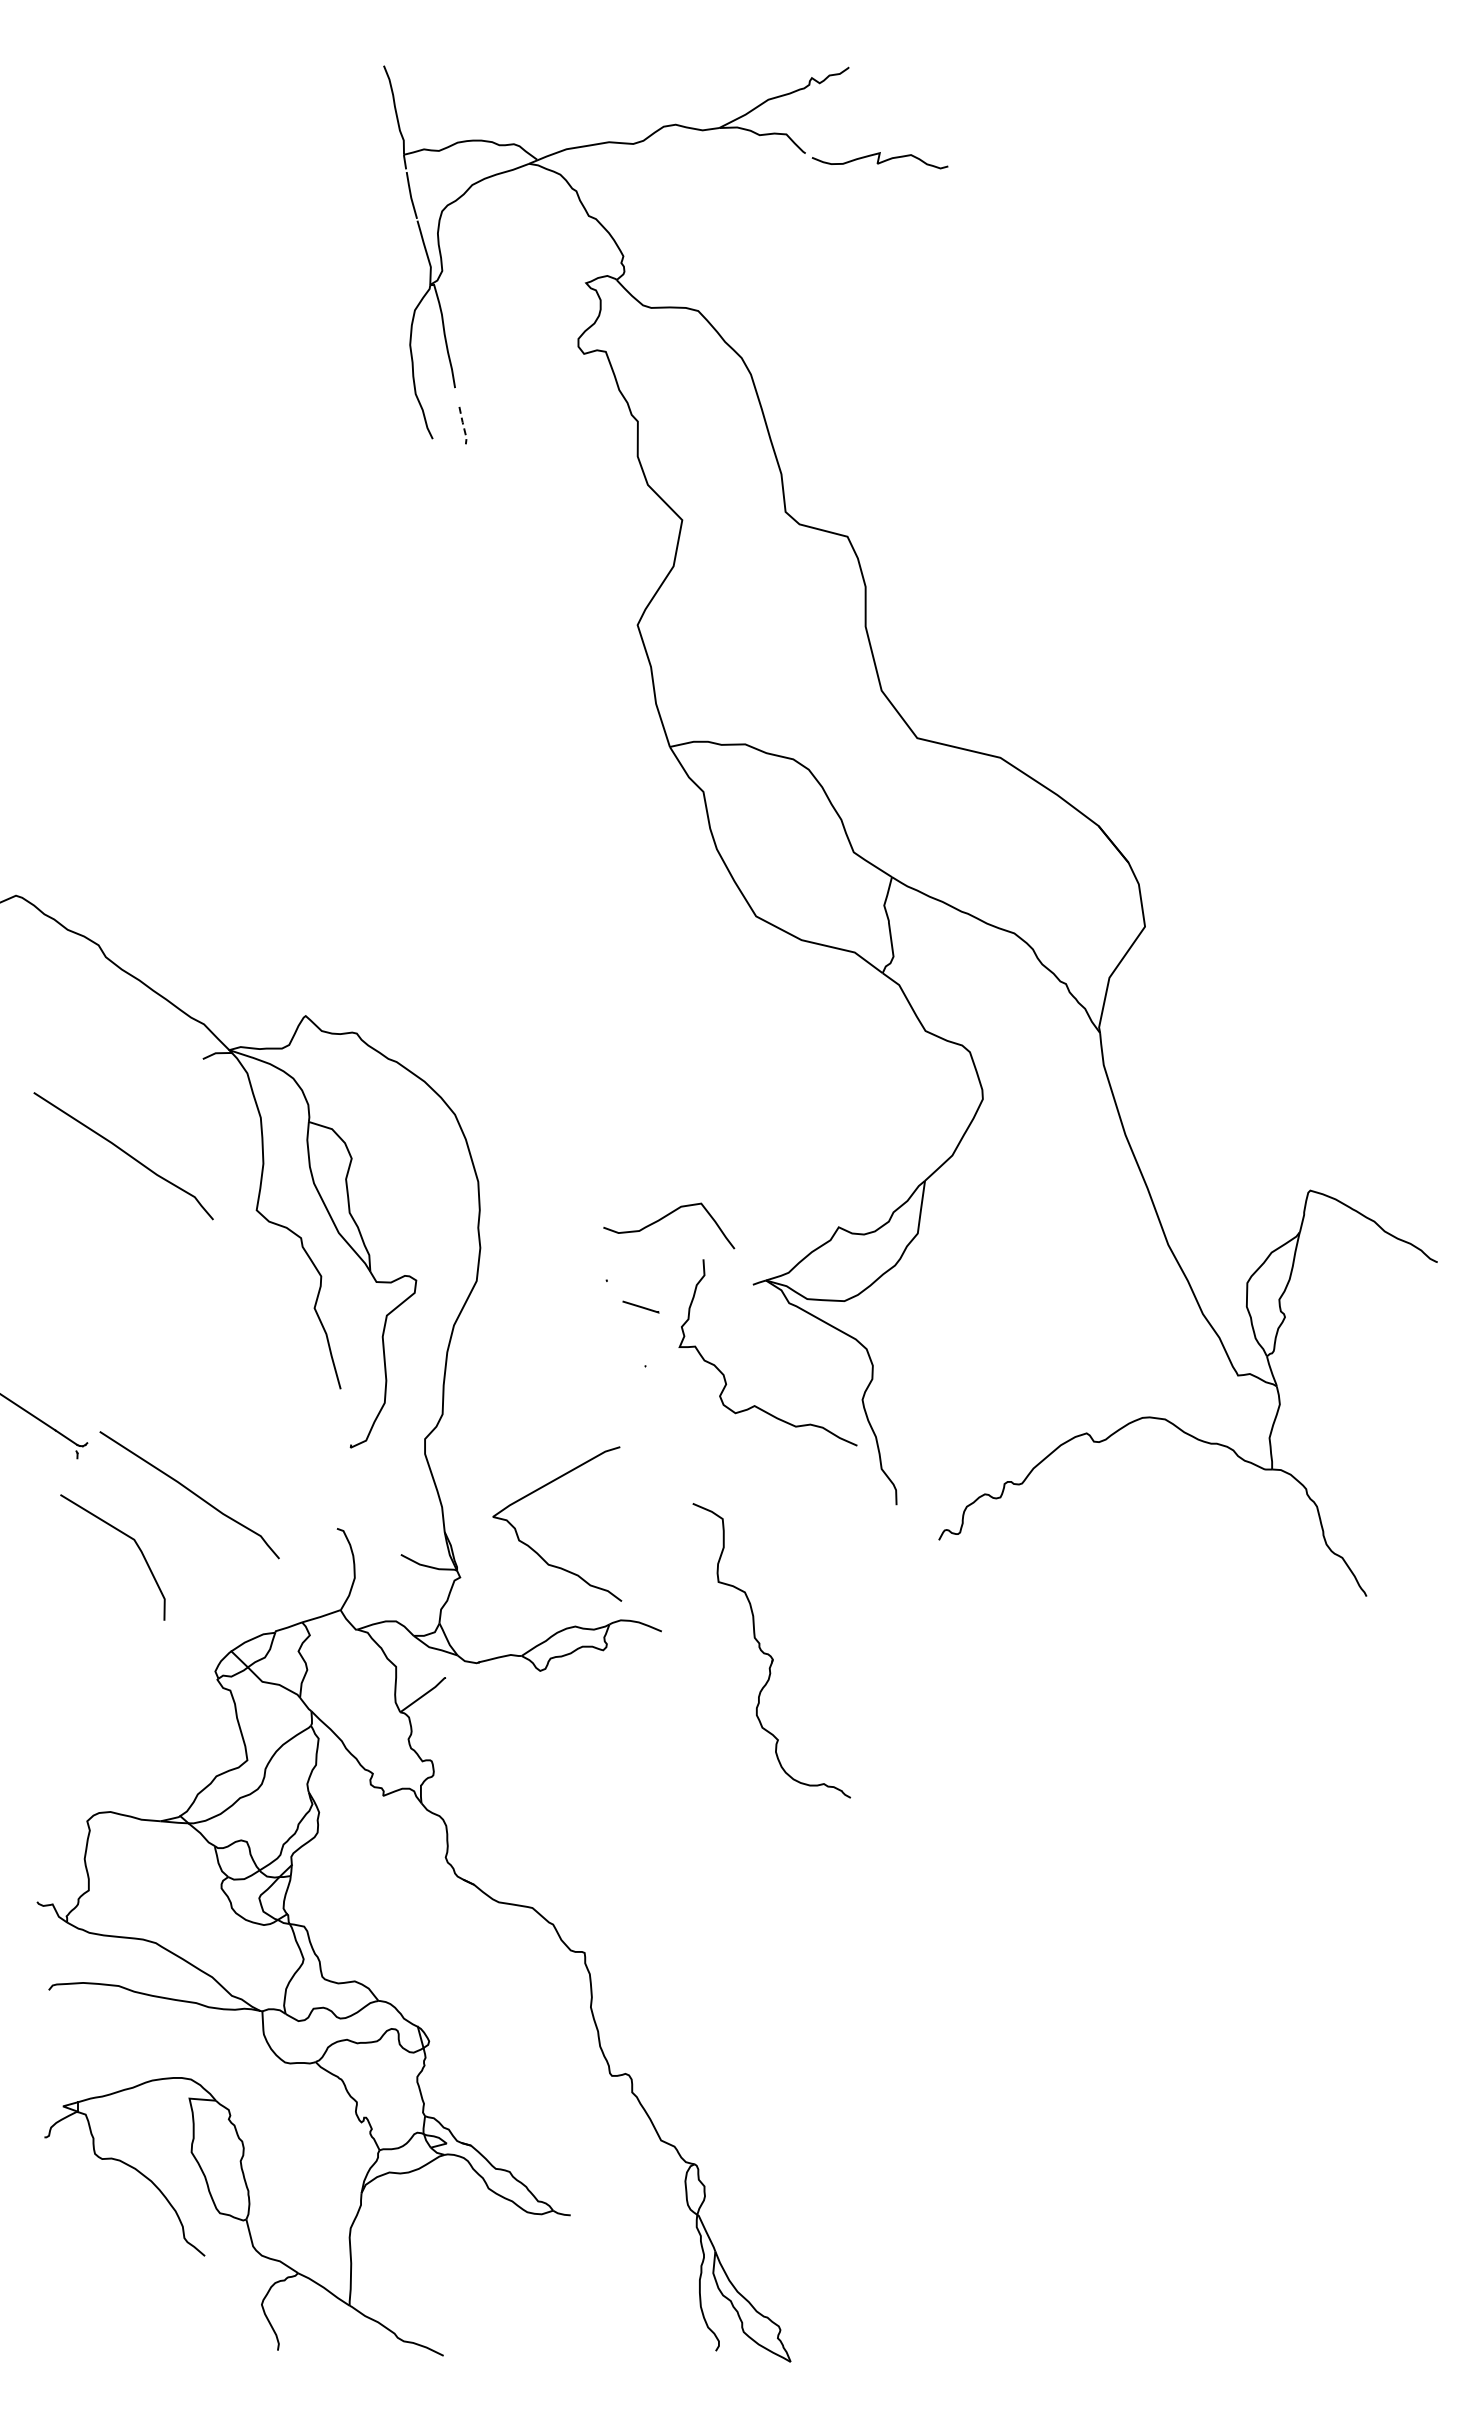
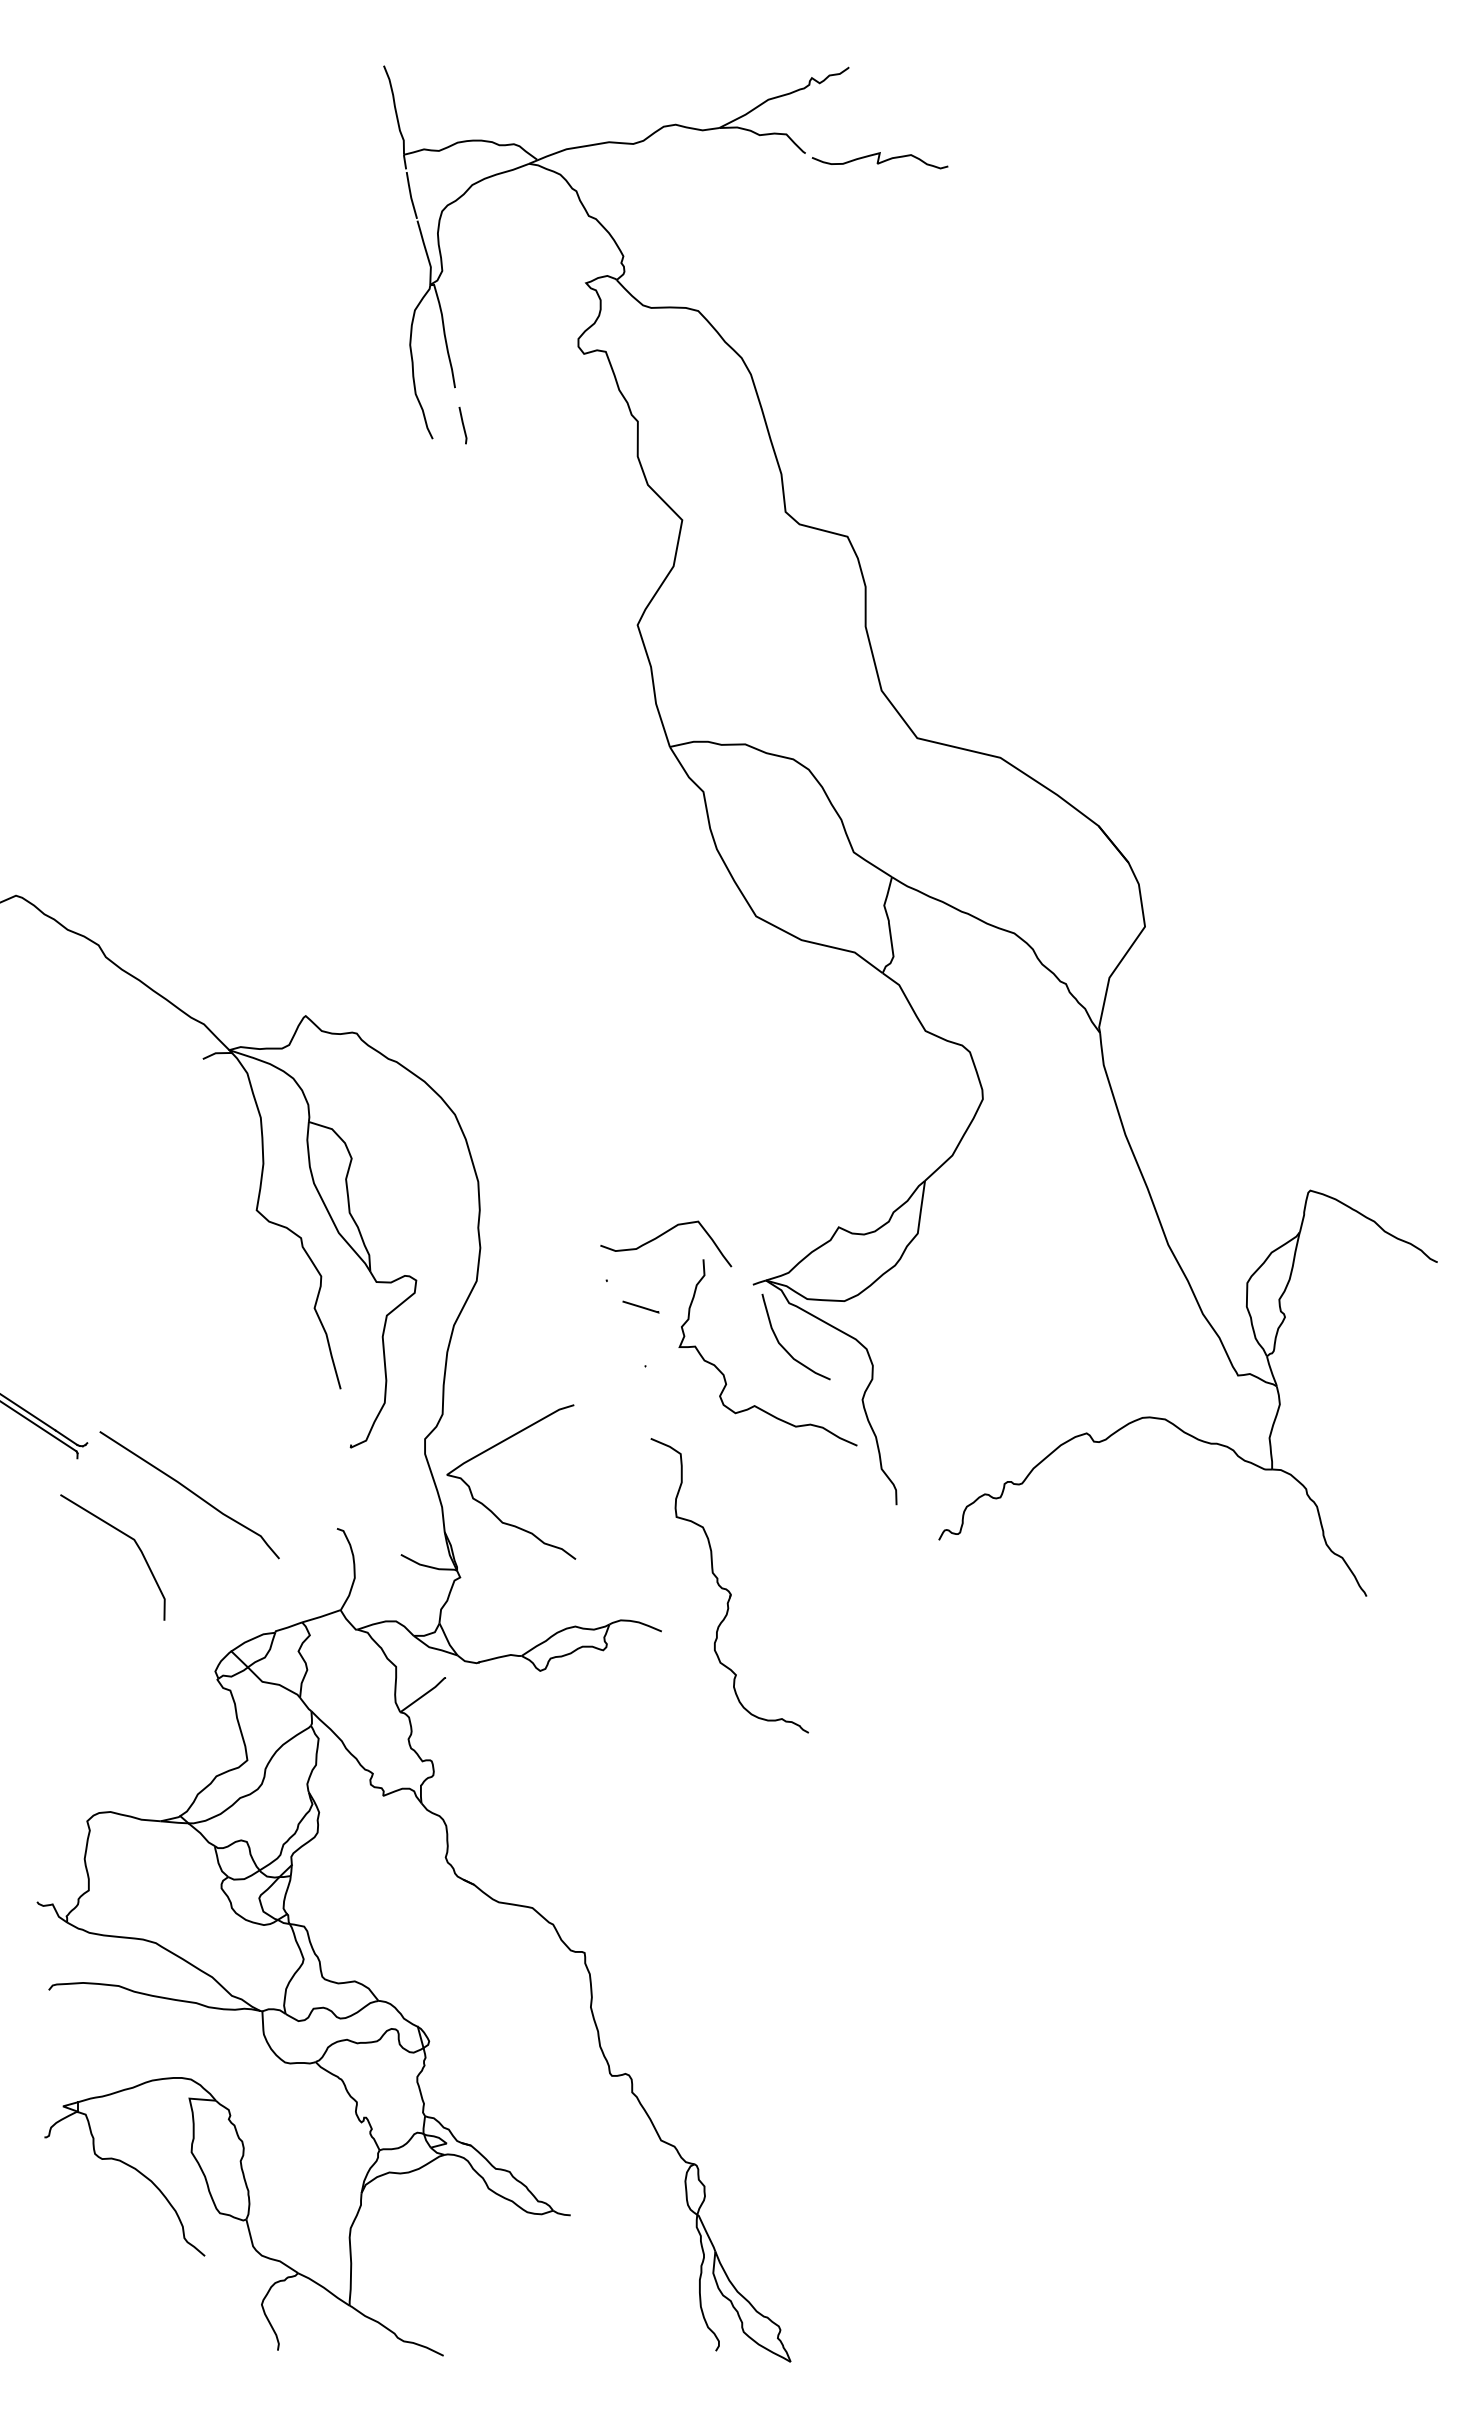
line: dashed -> solid (463, 426)
curve: present -> none (124, 1153)
curve position: (664, 1218) -> (661, 1236) (661, 1236)
curve: none -> present (784, 1347)
line: none -> present (39, 1426)
curve position: (534, 1549) -> (488, 1507) (488, 1507)
part position: (771, 1650) -> (729, 1585) (729, 1585)
